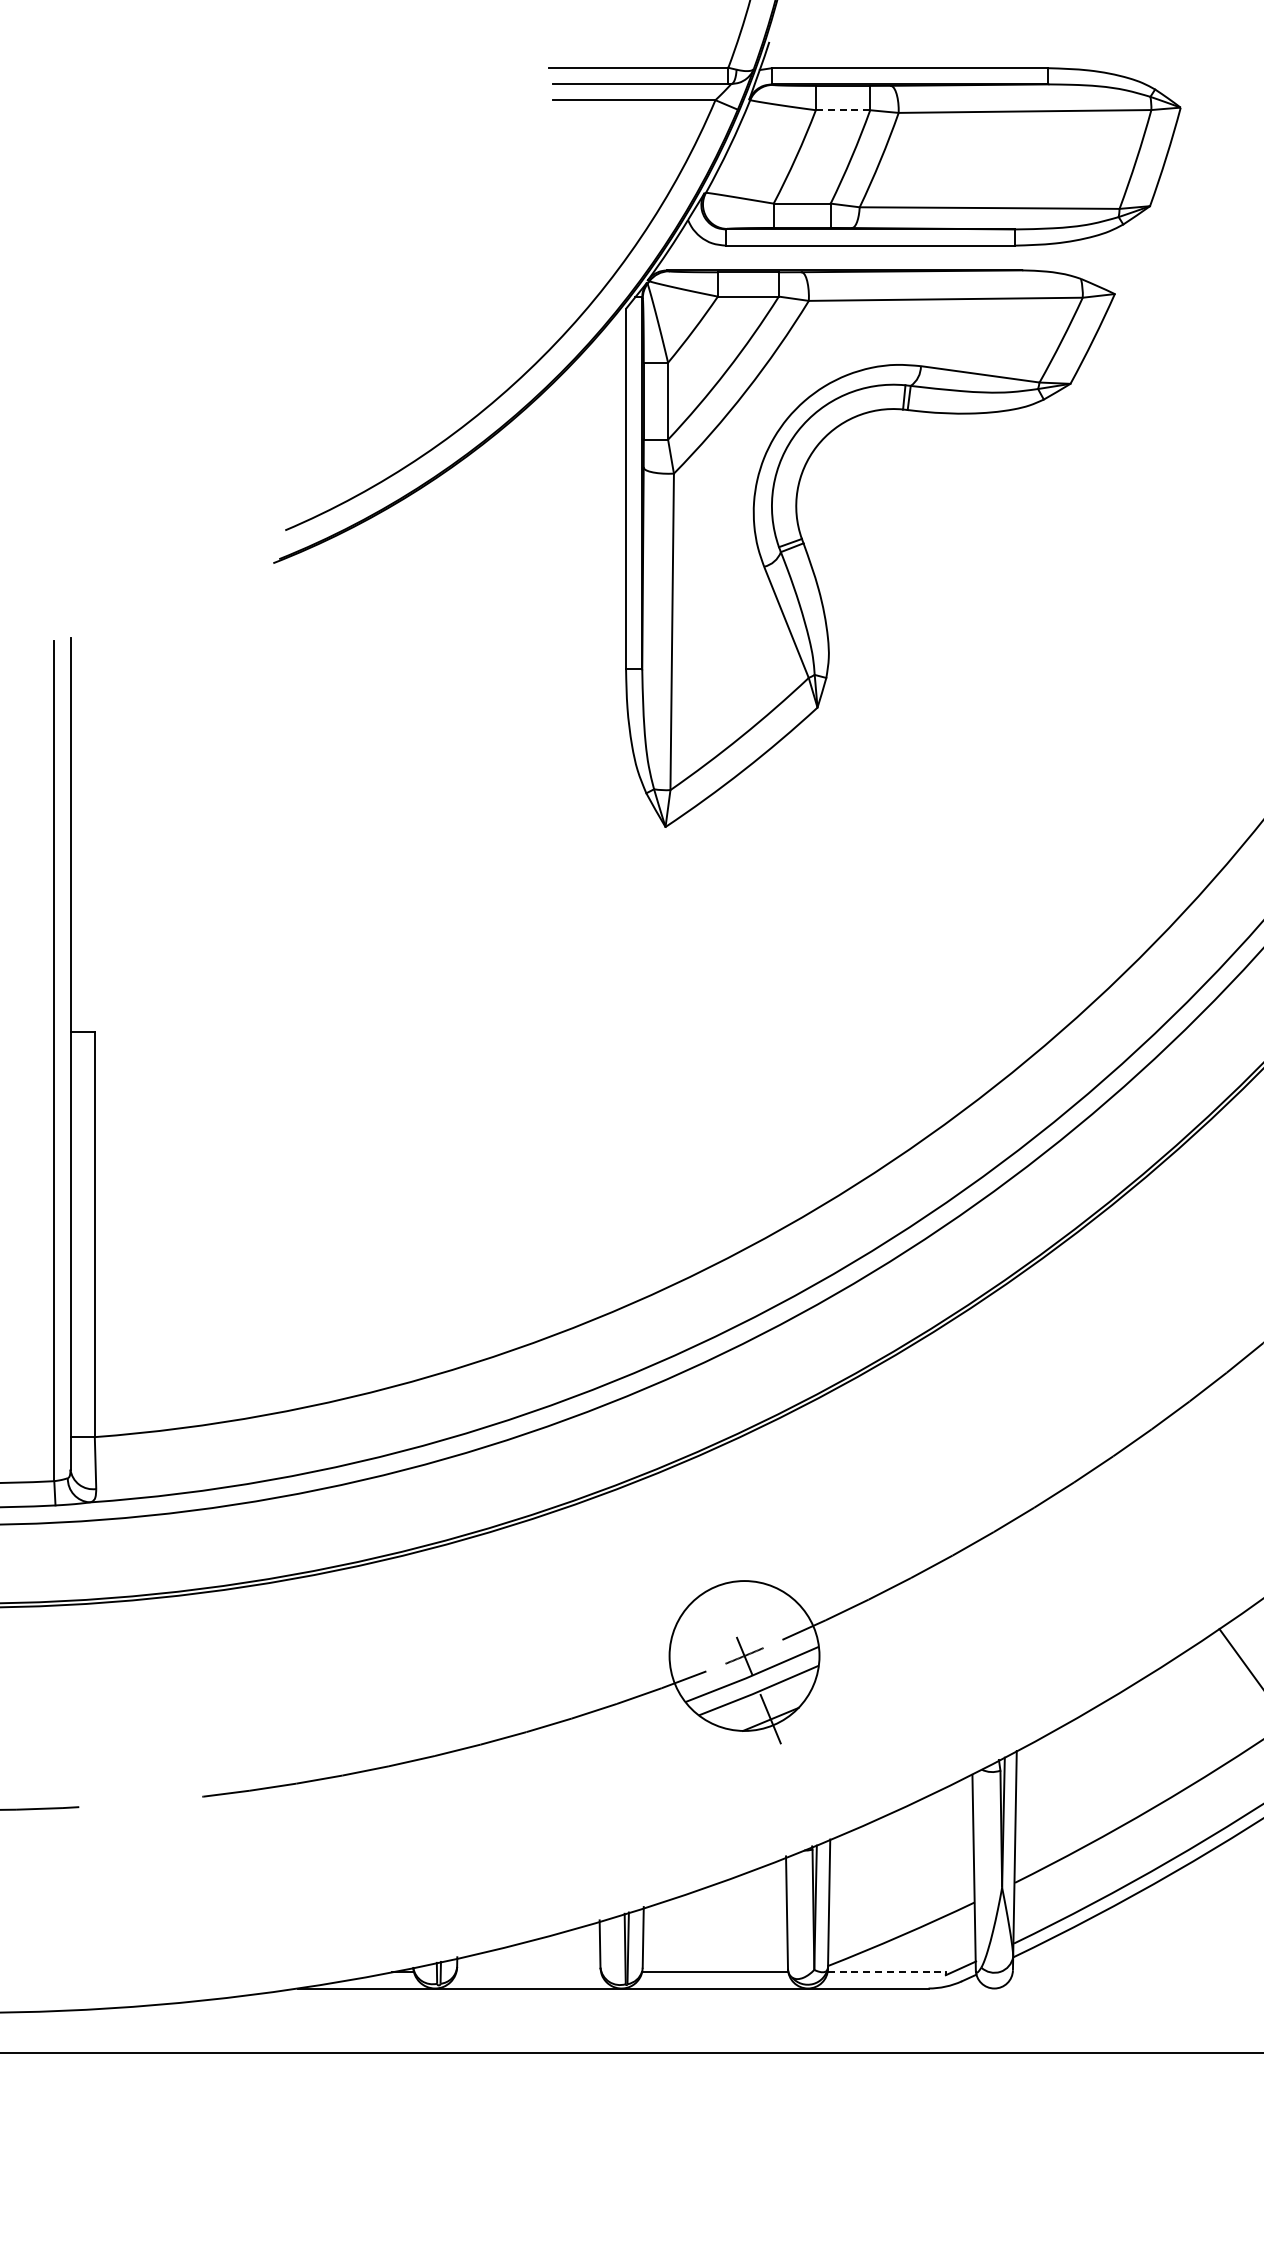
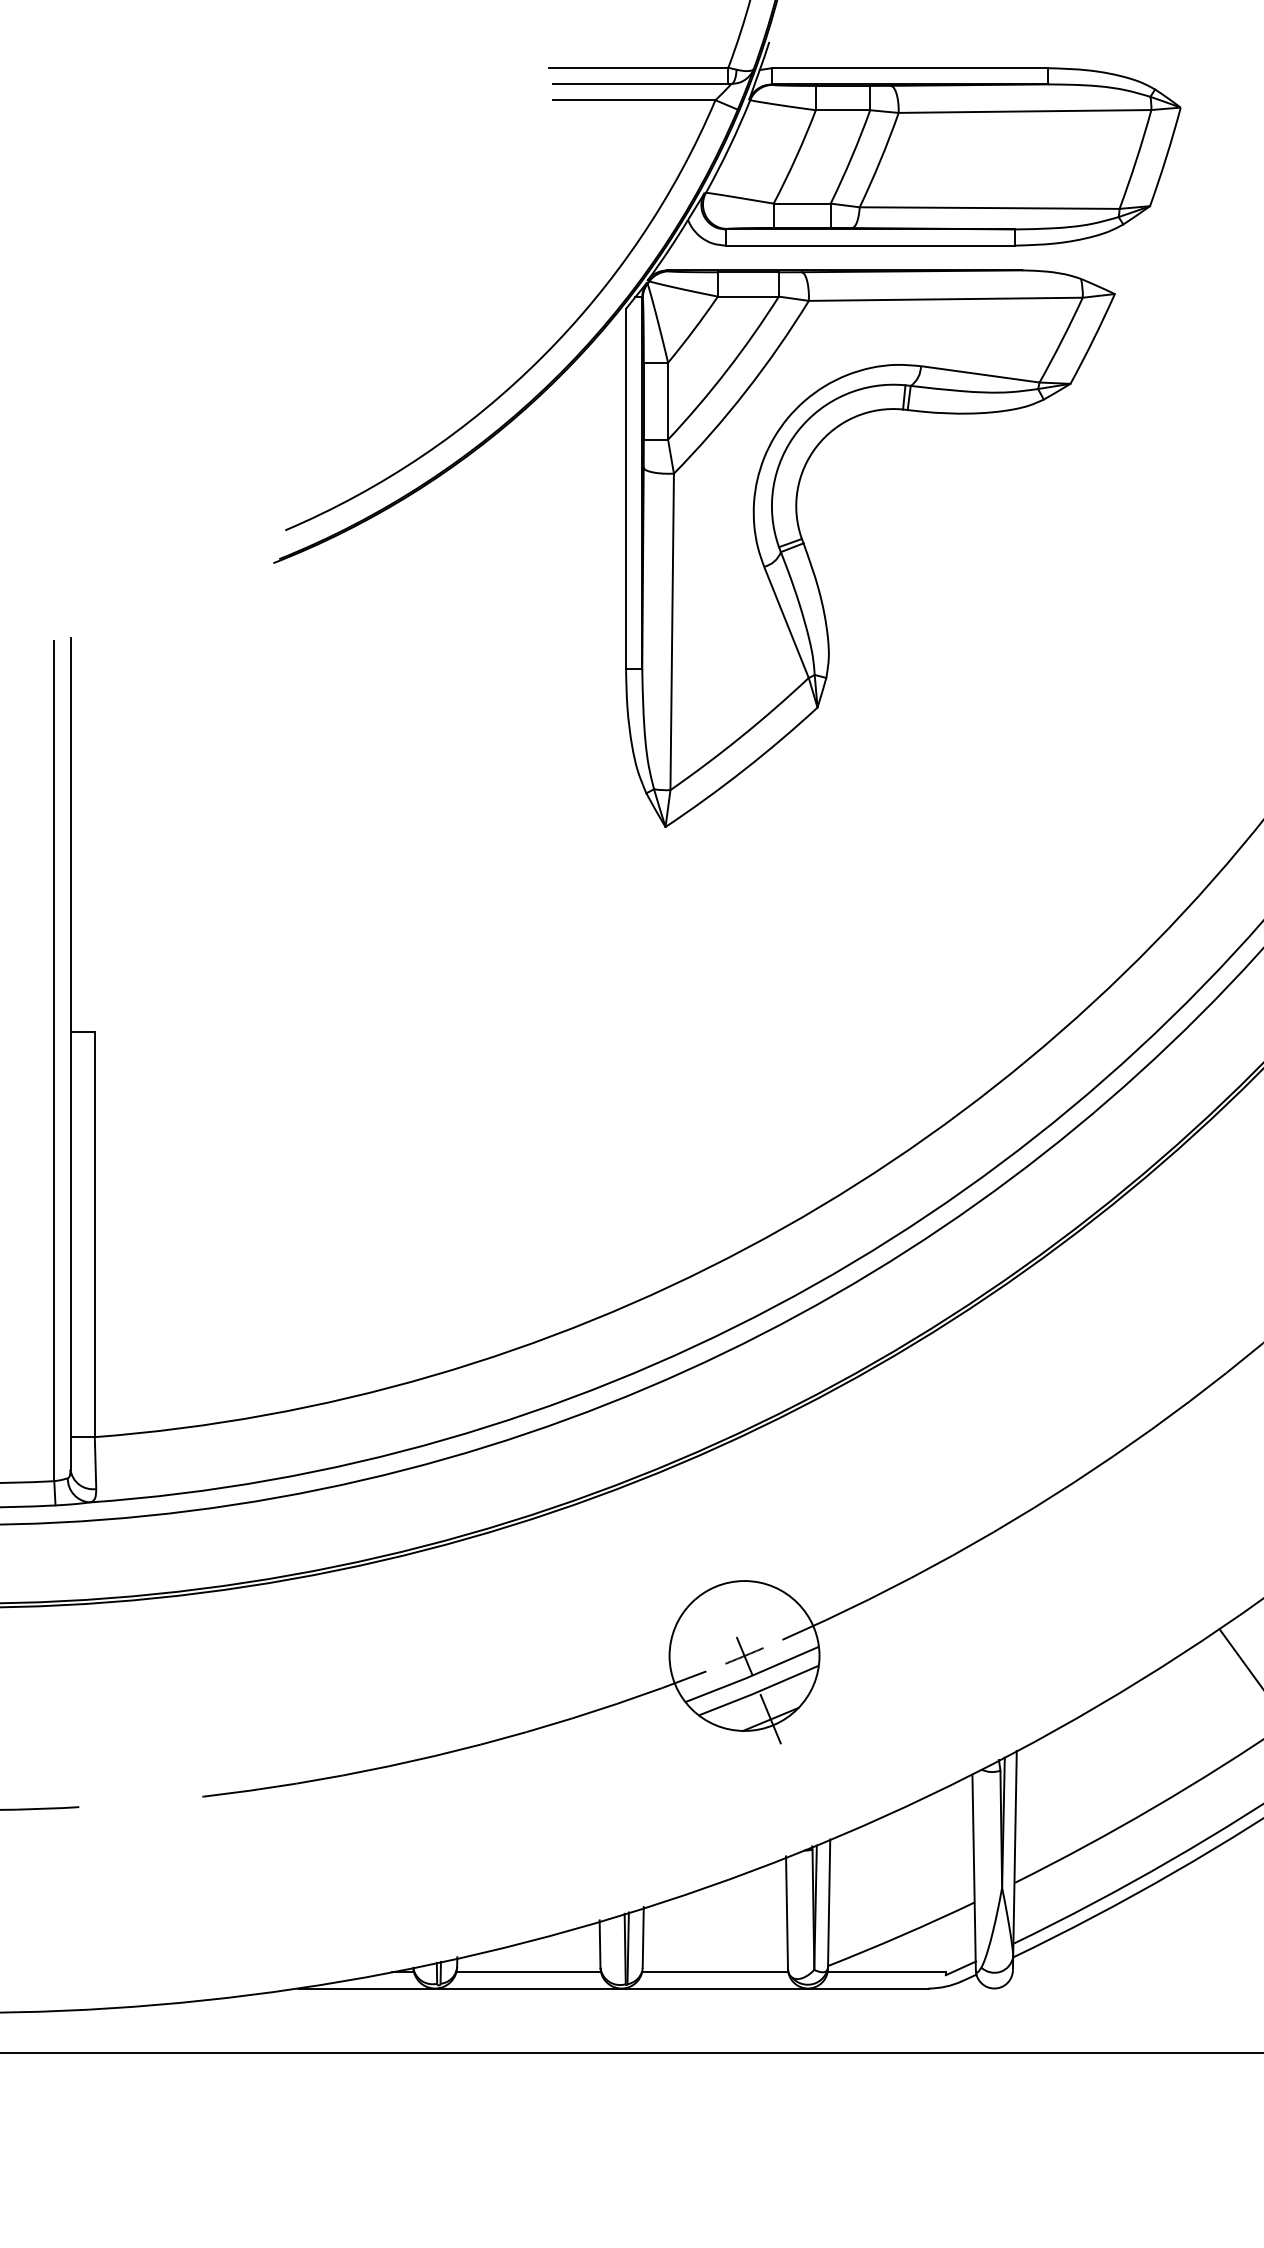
line: dashed -> solid (842, 110)
line: none -> present (528, 1972)
line: dashed -> solid (887, 1972)
